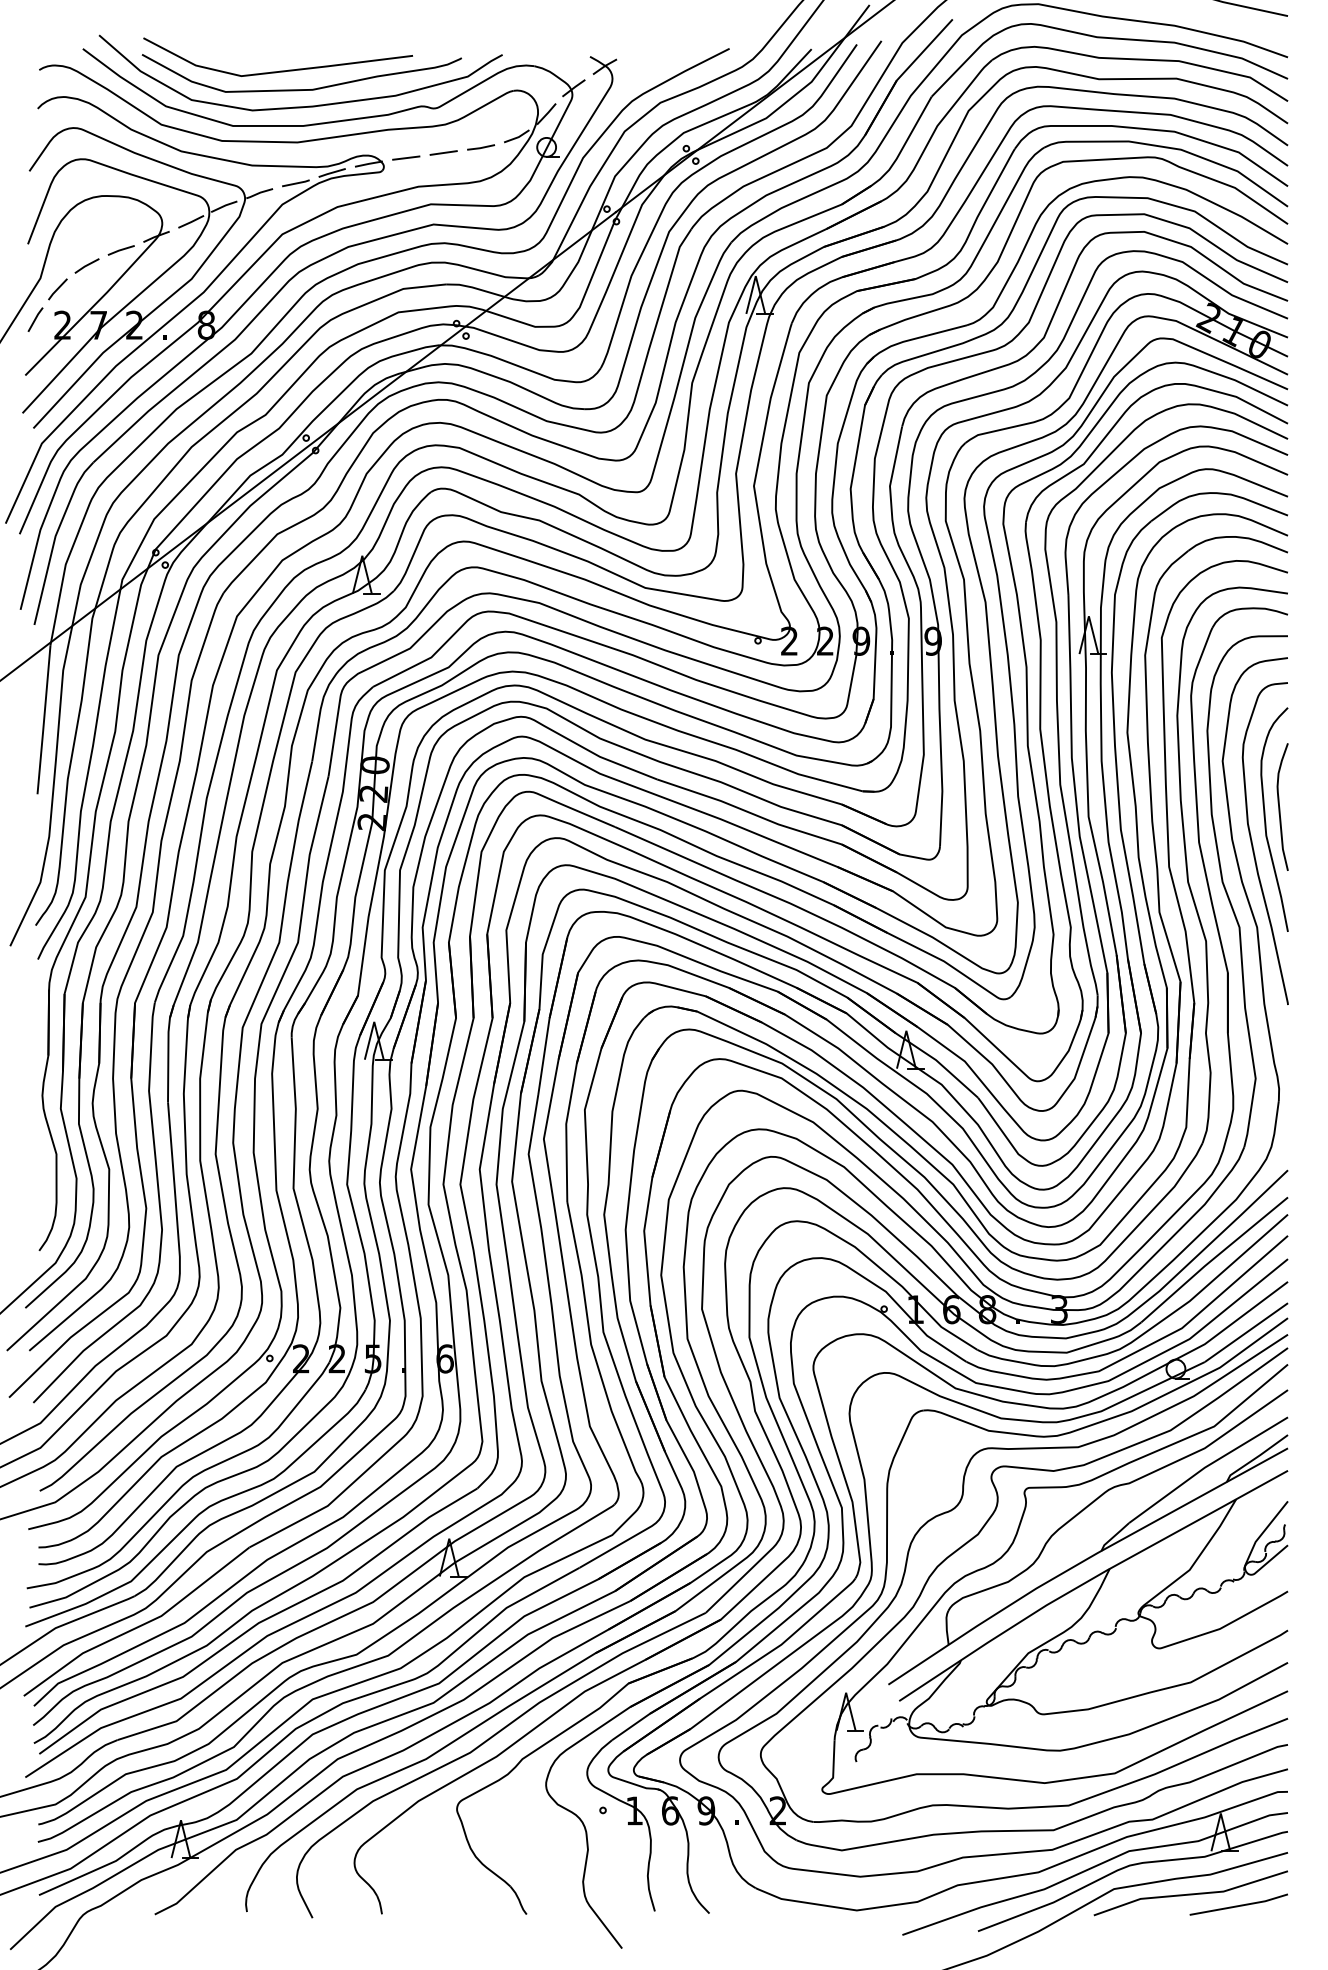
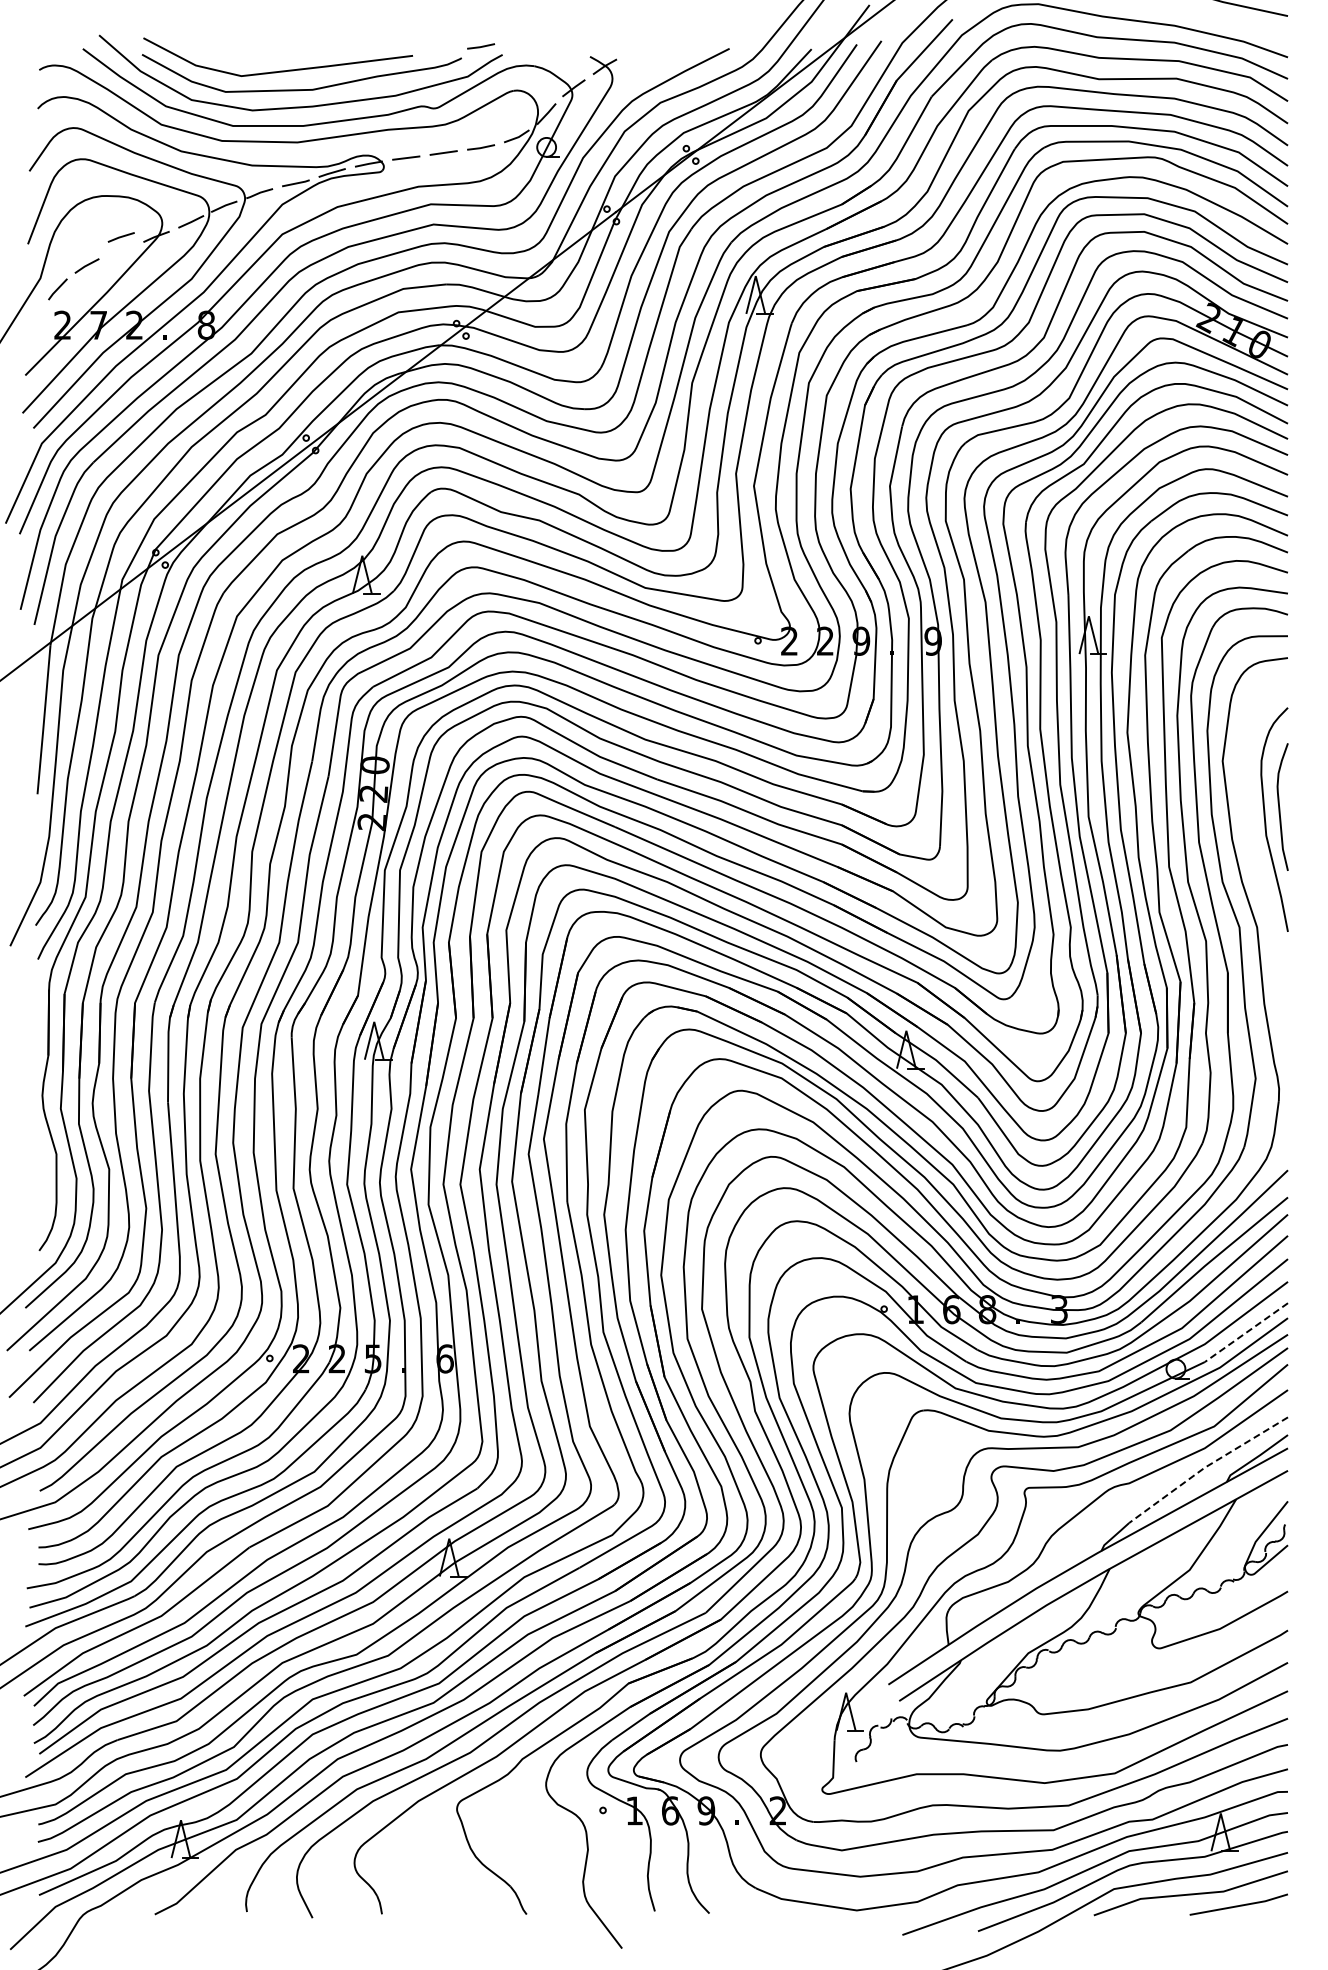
line: none -> present (481, 46)
line position: (120, 250) -> (120, 237) (120, 237)
line: present -> none (35, 319)
curve: present -> none (1253, 845)
line: solid -> dashed (1246, 1332)
line: solid -> dashed (1205, 1467)
